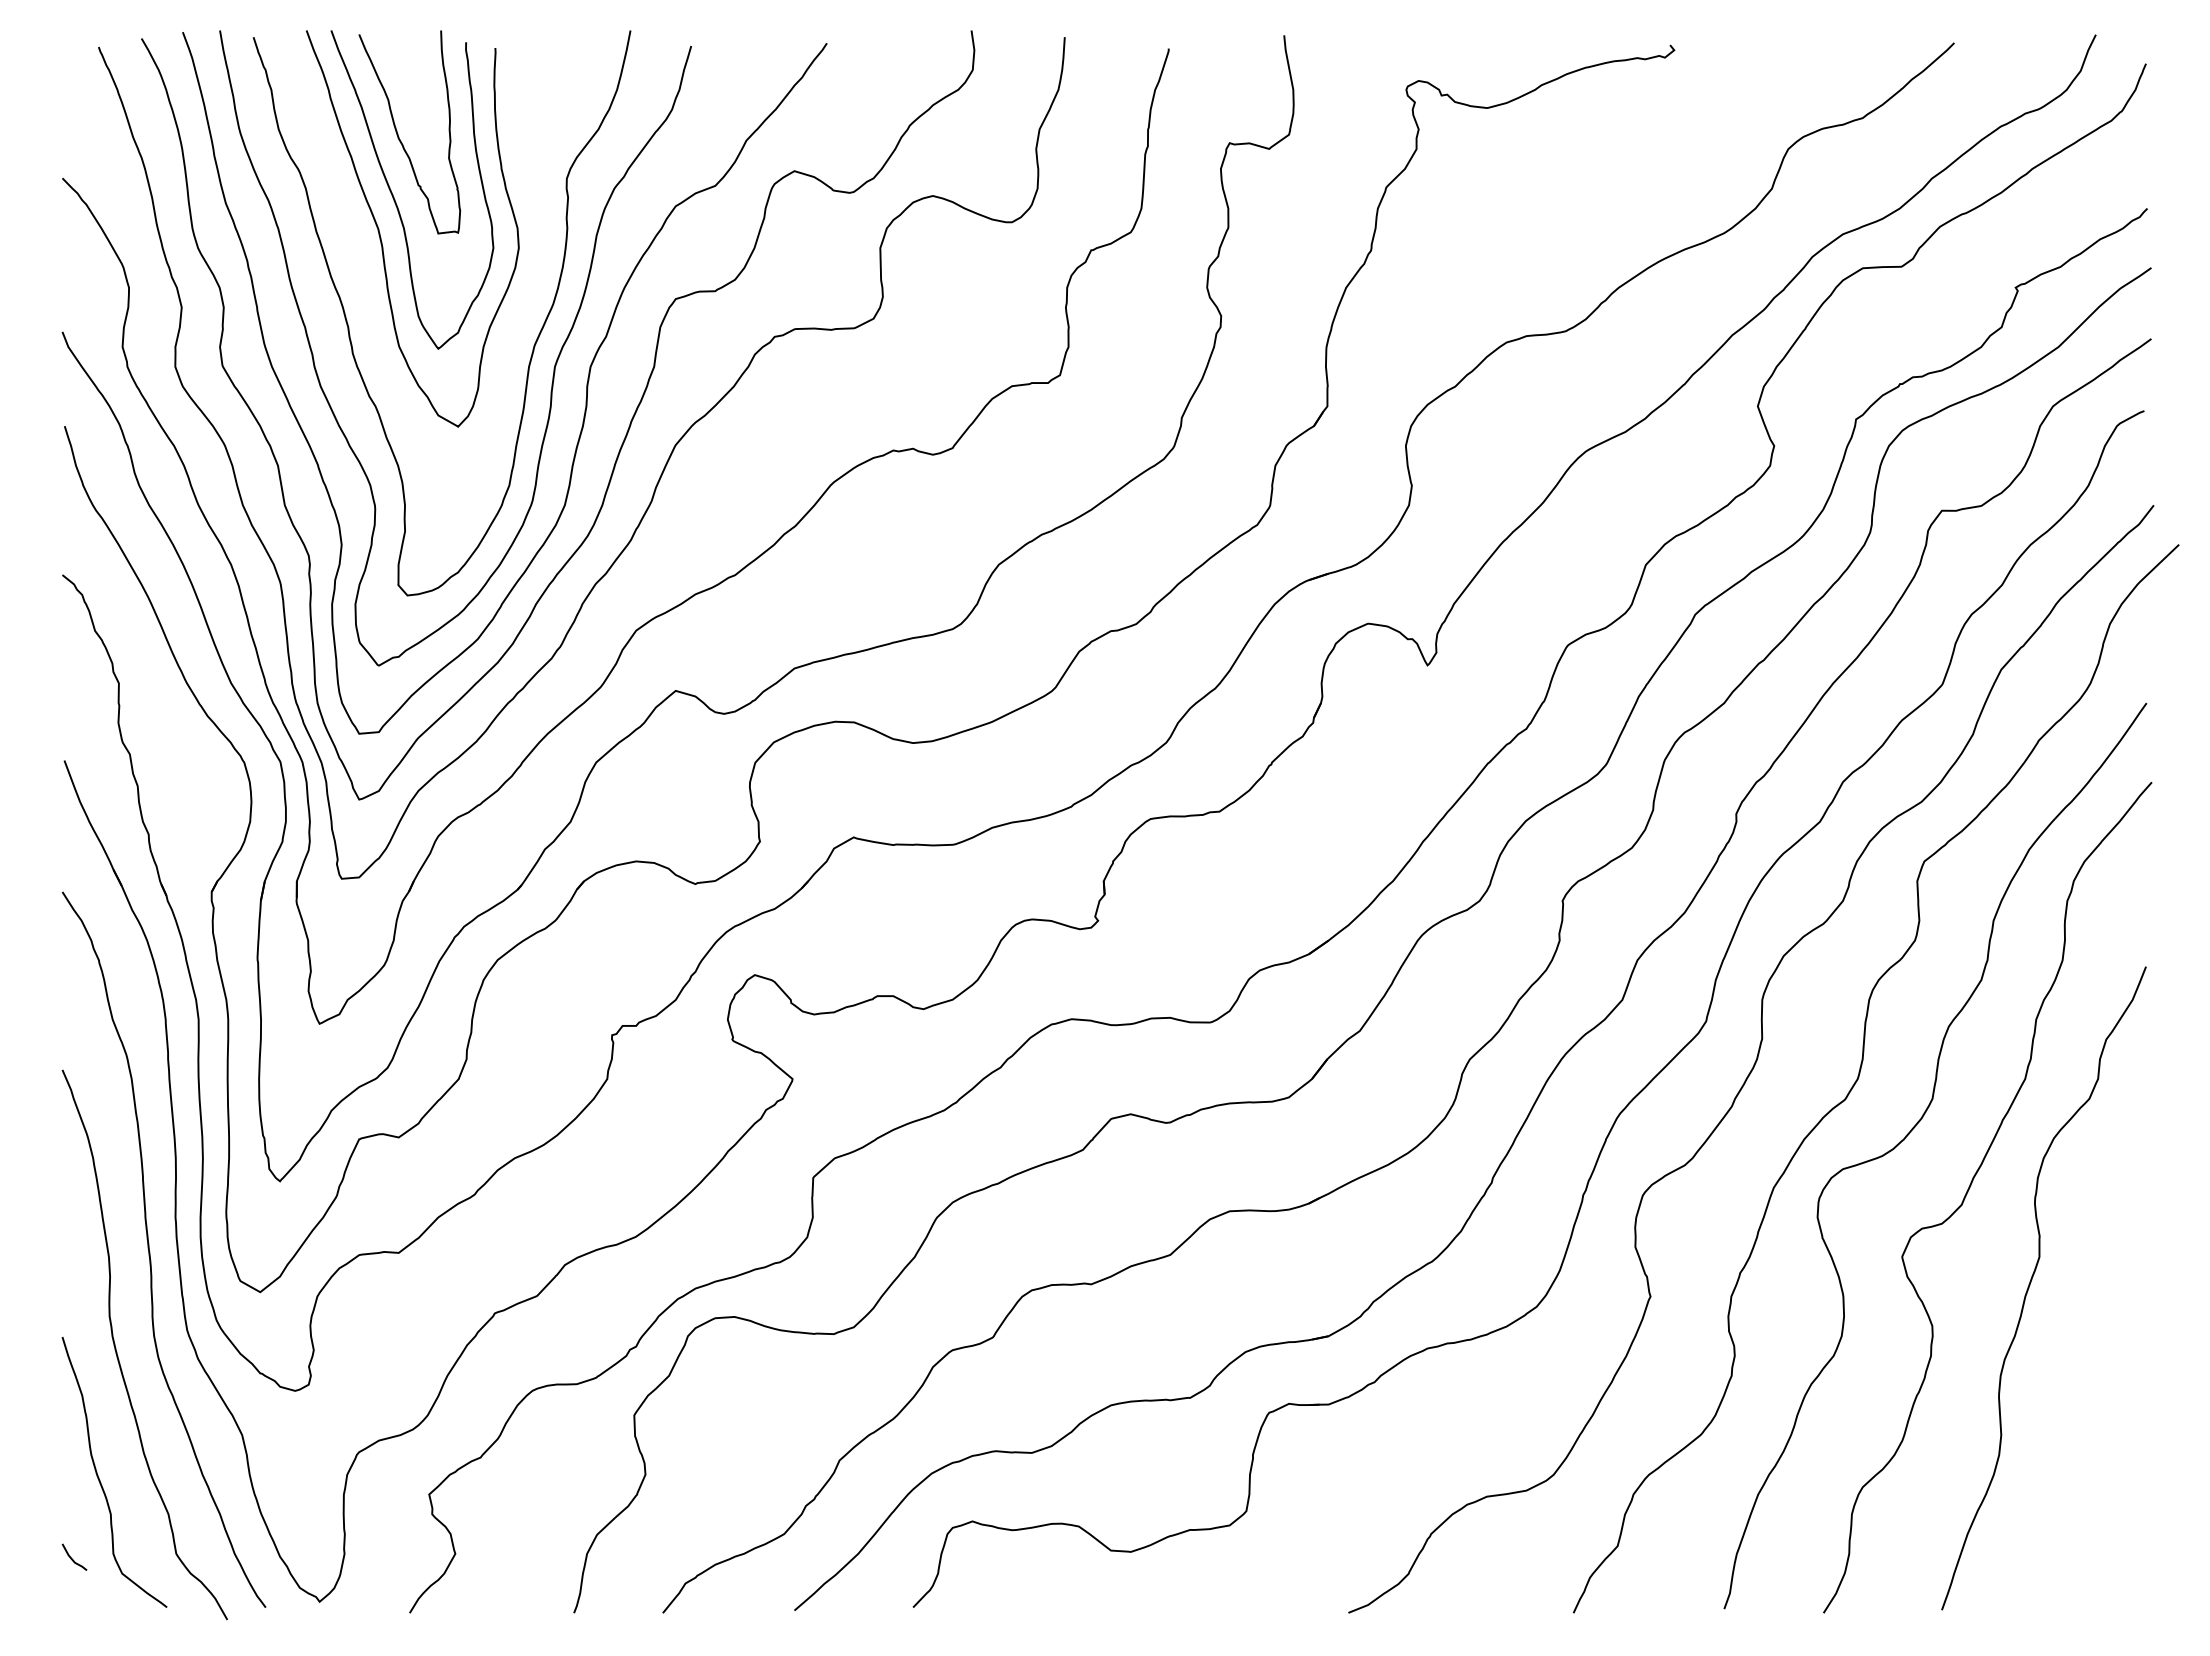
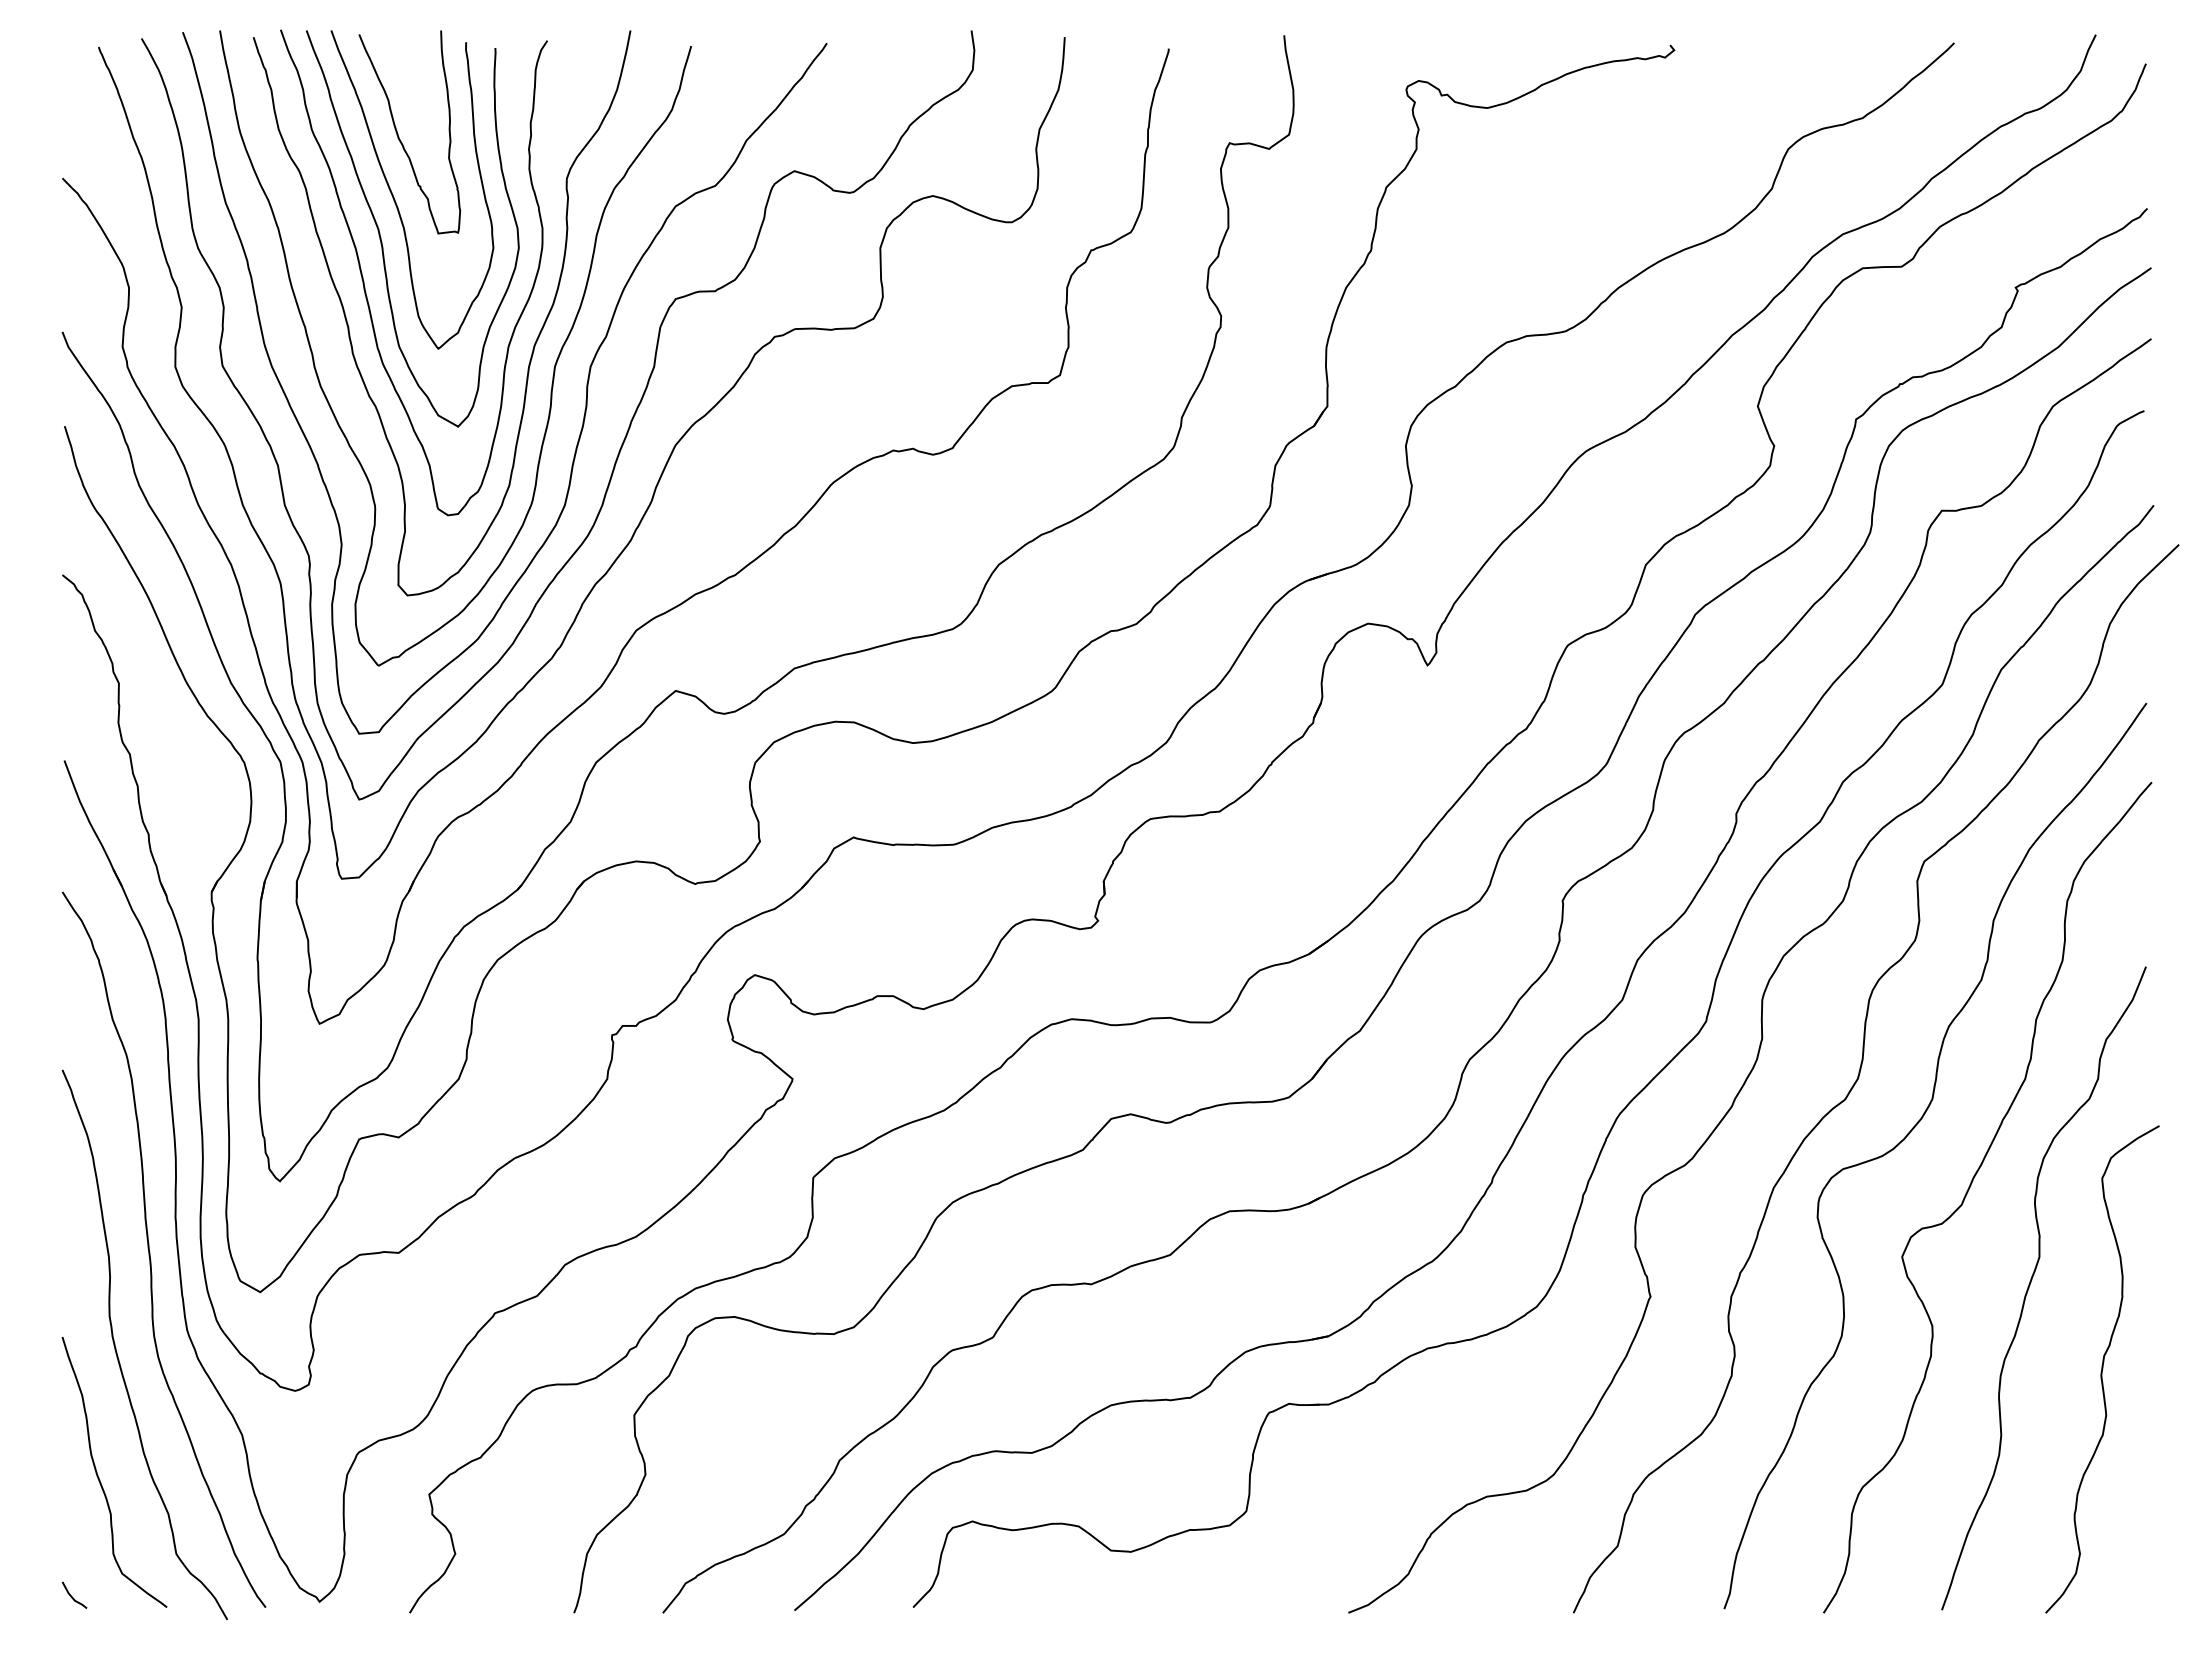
curve: none -> present (364, 281)
curve: none -> present (2102, 1369)
line position: (72, 1558) -> (72, 1596) (72, 1596)
